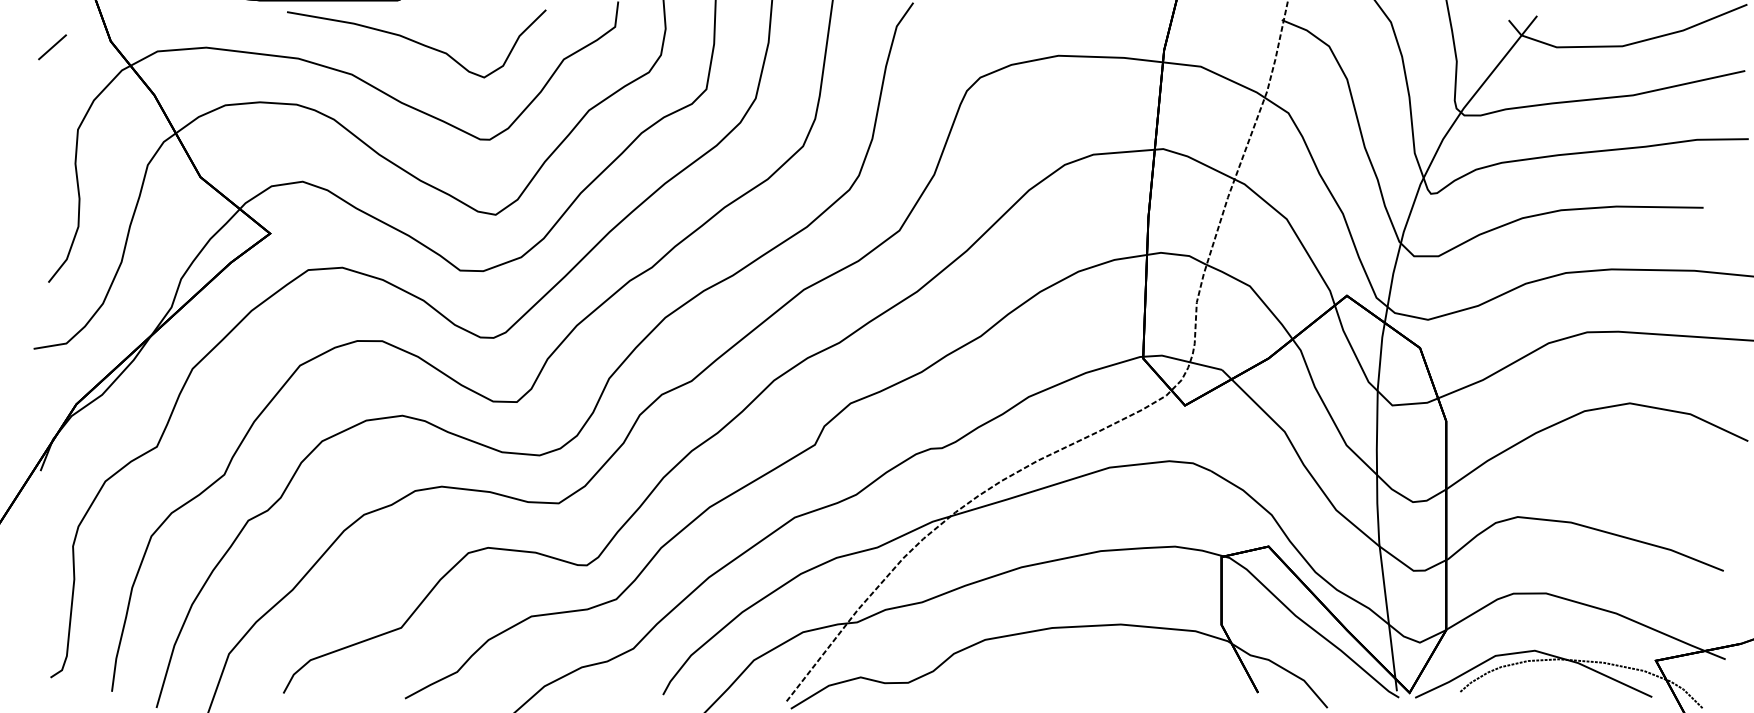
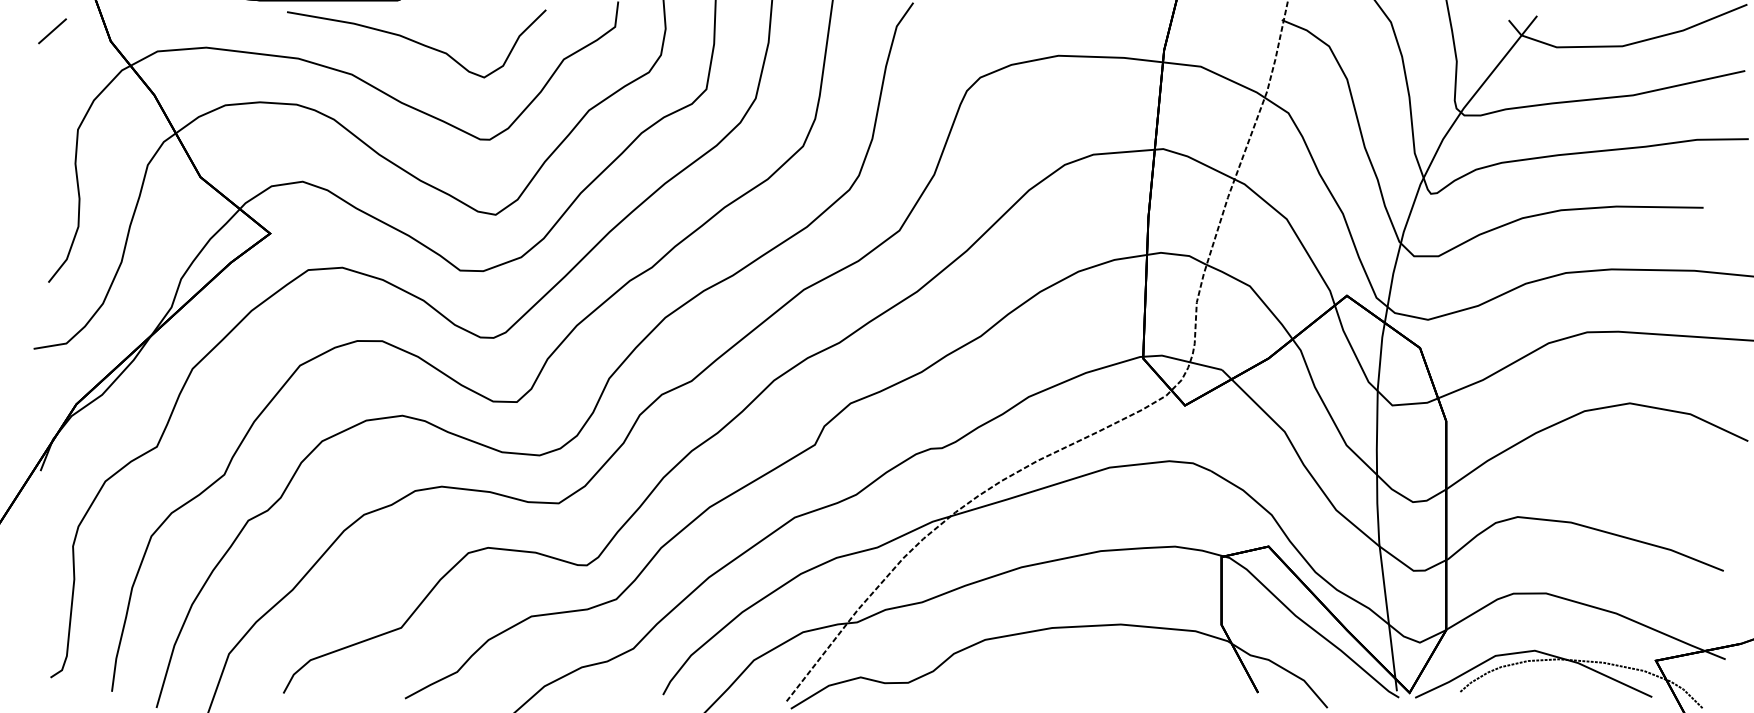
line position: (52, 47) -> (52, 31) (52, 31)
